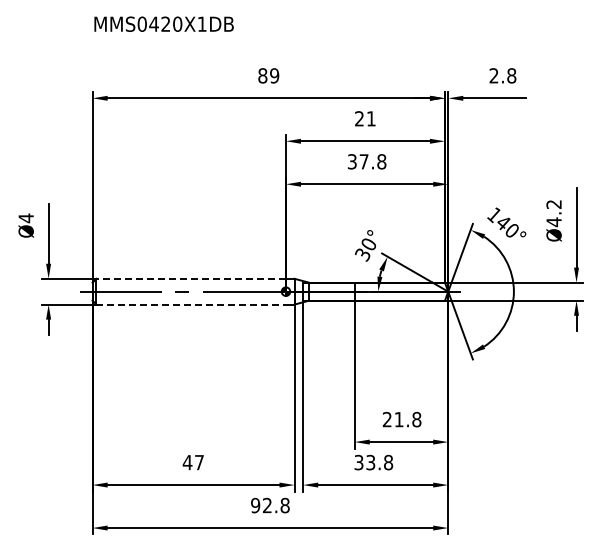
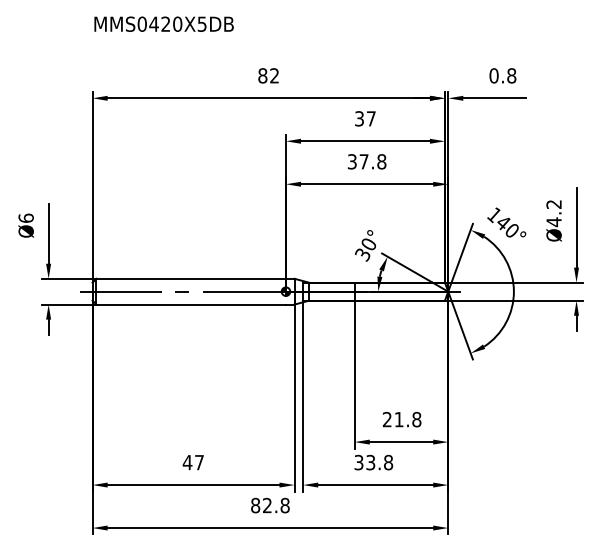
text: MMS0420X1DB -> MMS0420X5DB (201, 23)
text: 89 -> 82 (274, 75)
text: 2.8 -> 0.8 (493, 75)
text: 21 -> 37 (365, 118)
text: Ø4 -> Ø6 (25, 218)
line: dashed -> solid (191, 278)
line: dashed -> solid (191, 304)
text: 92.8 -> 82.8 (255, 505)
